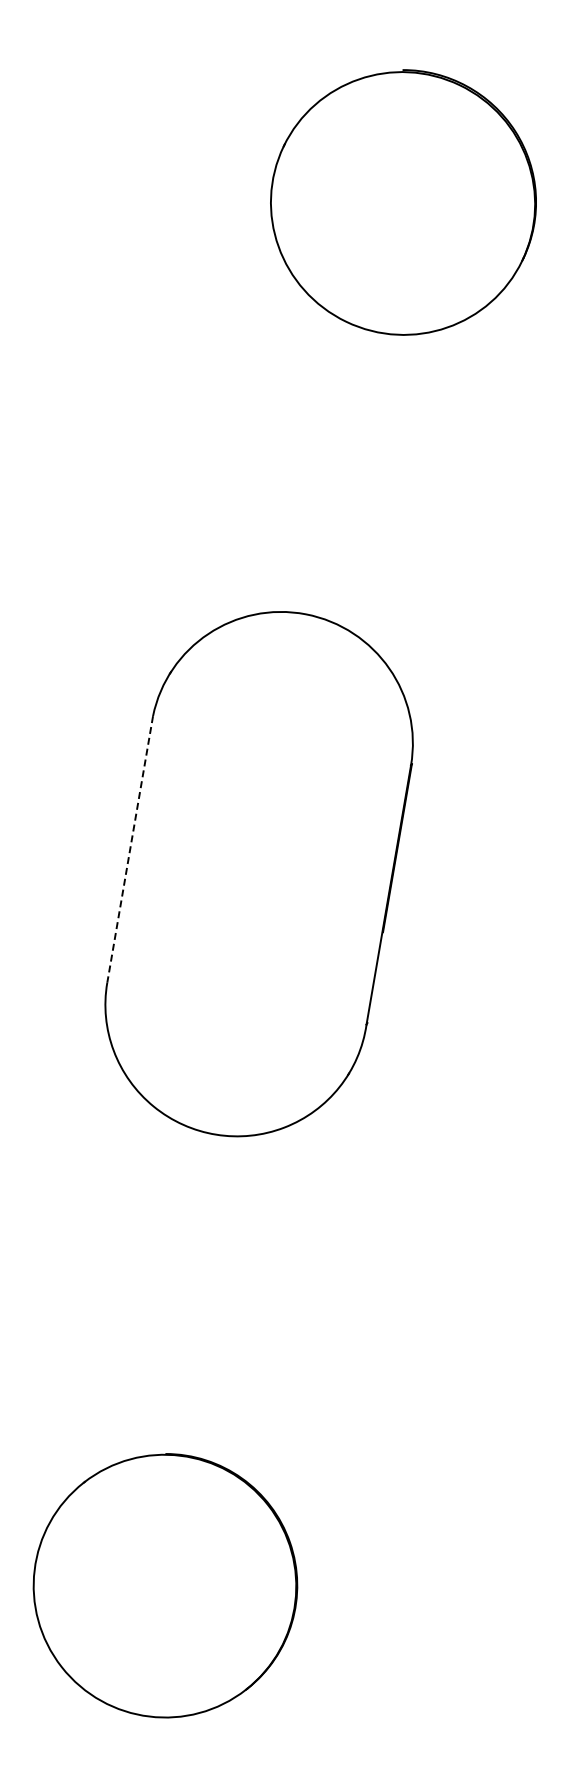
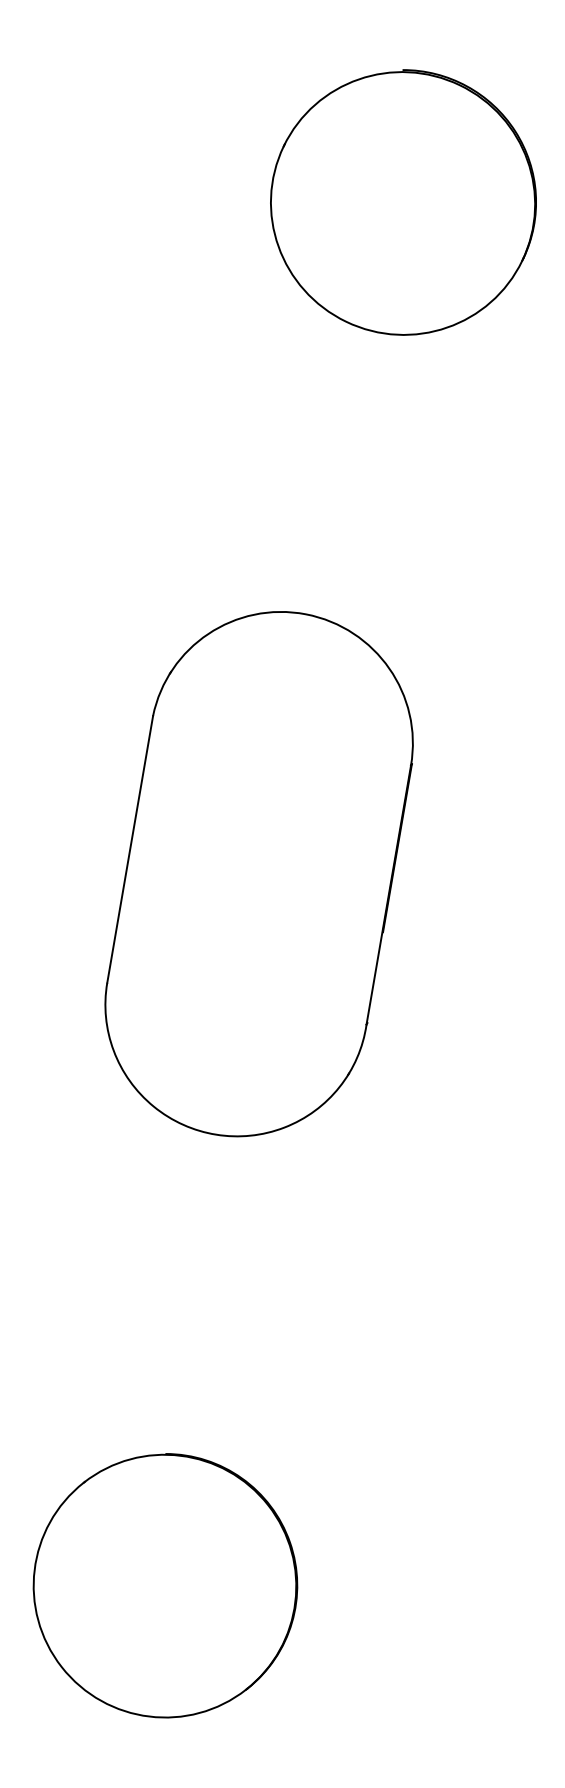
line: dashed -> solid (130, 849)
